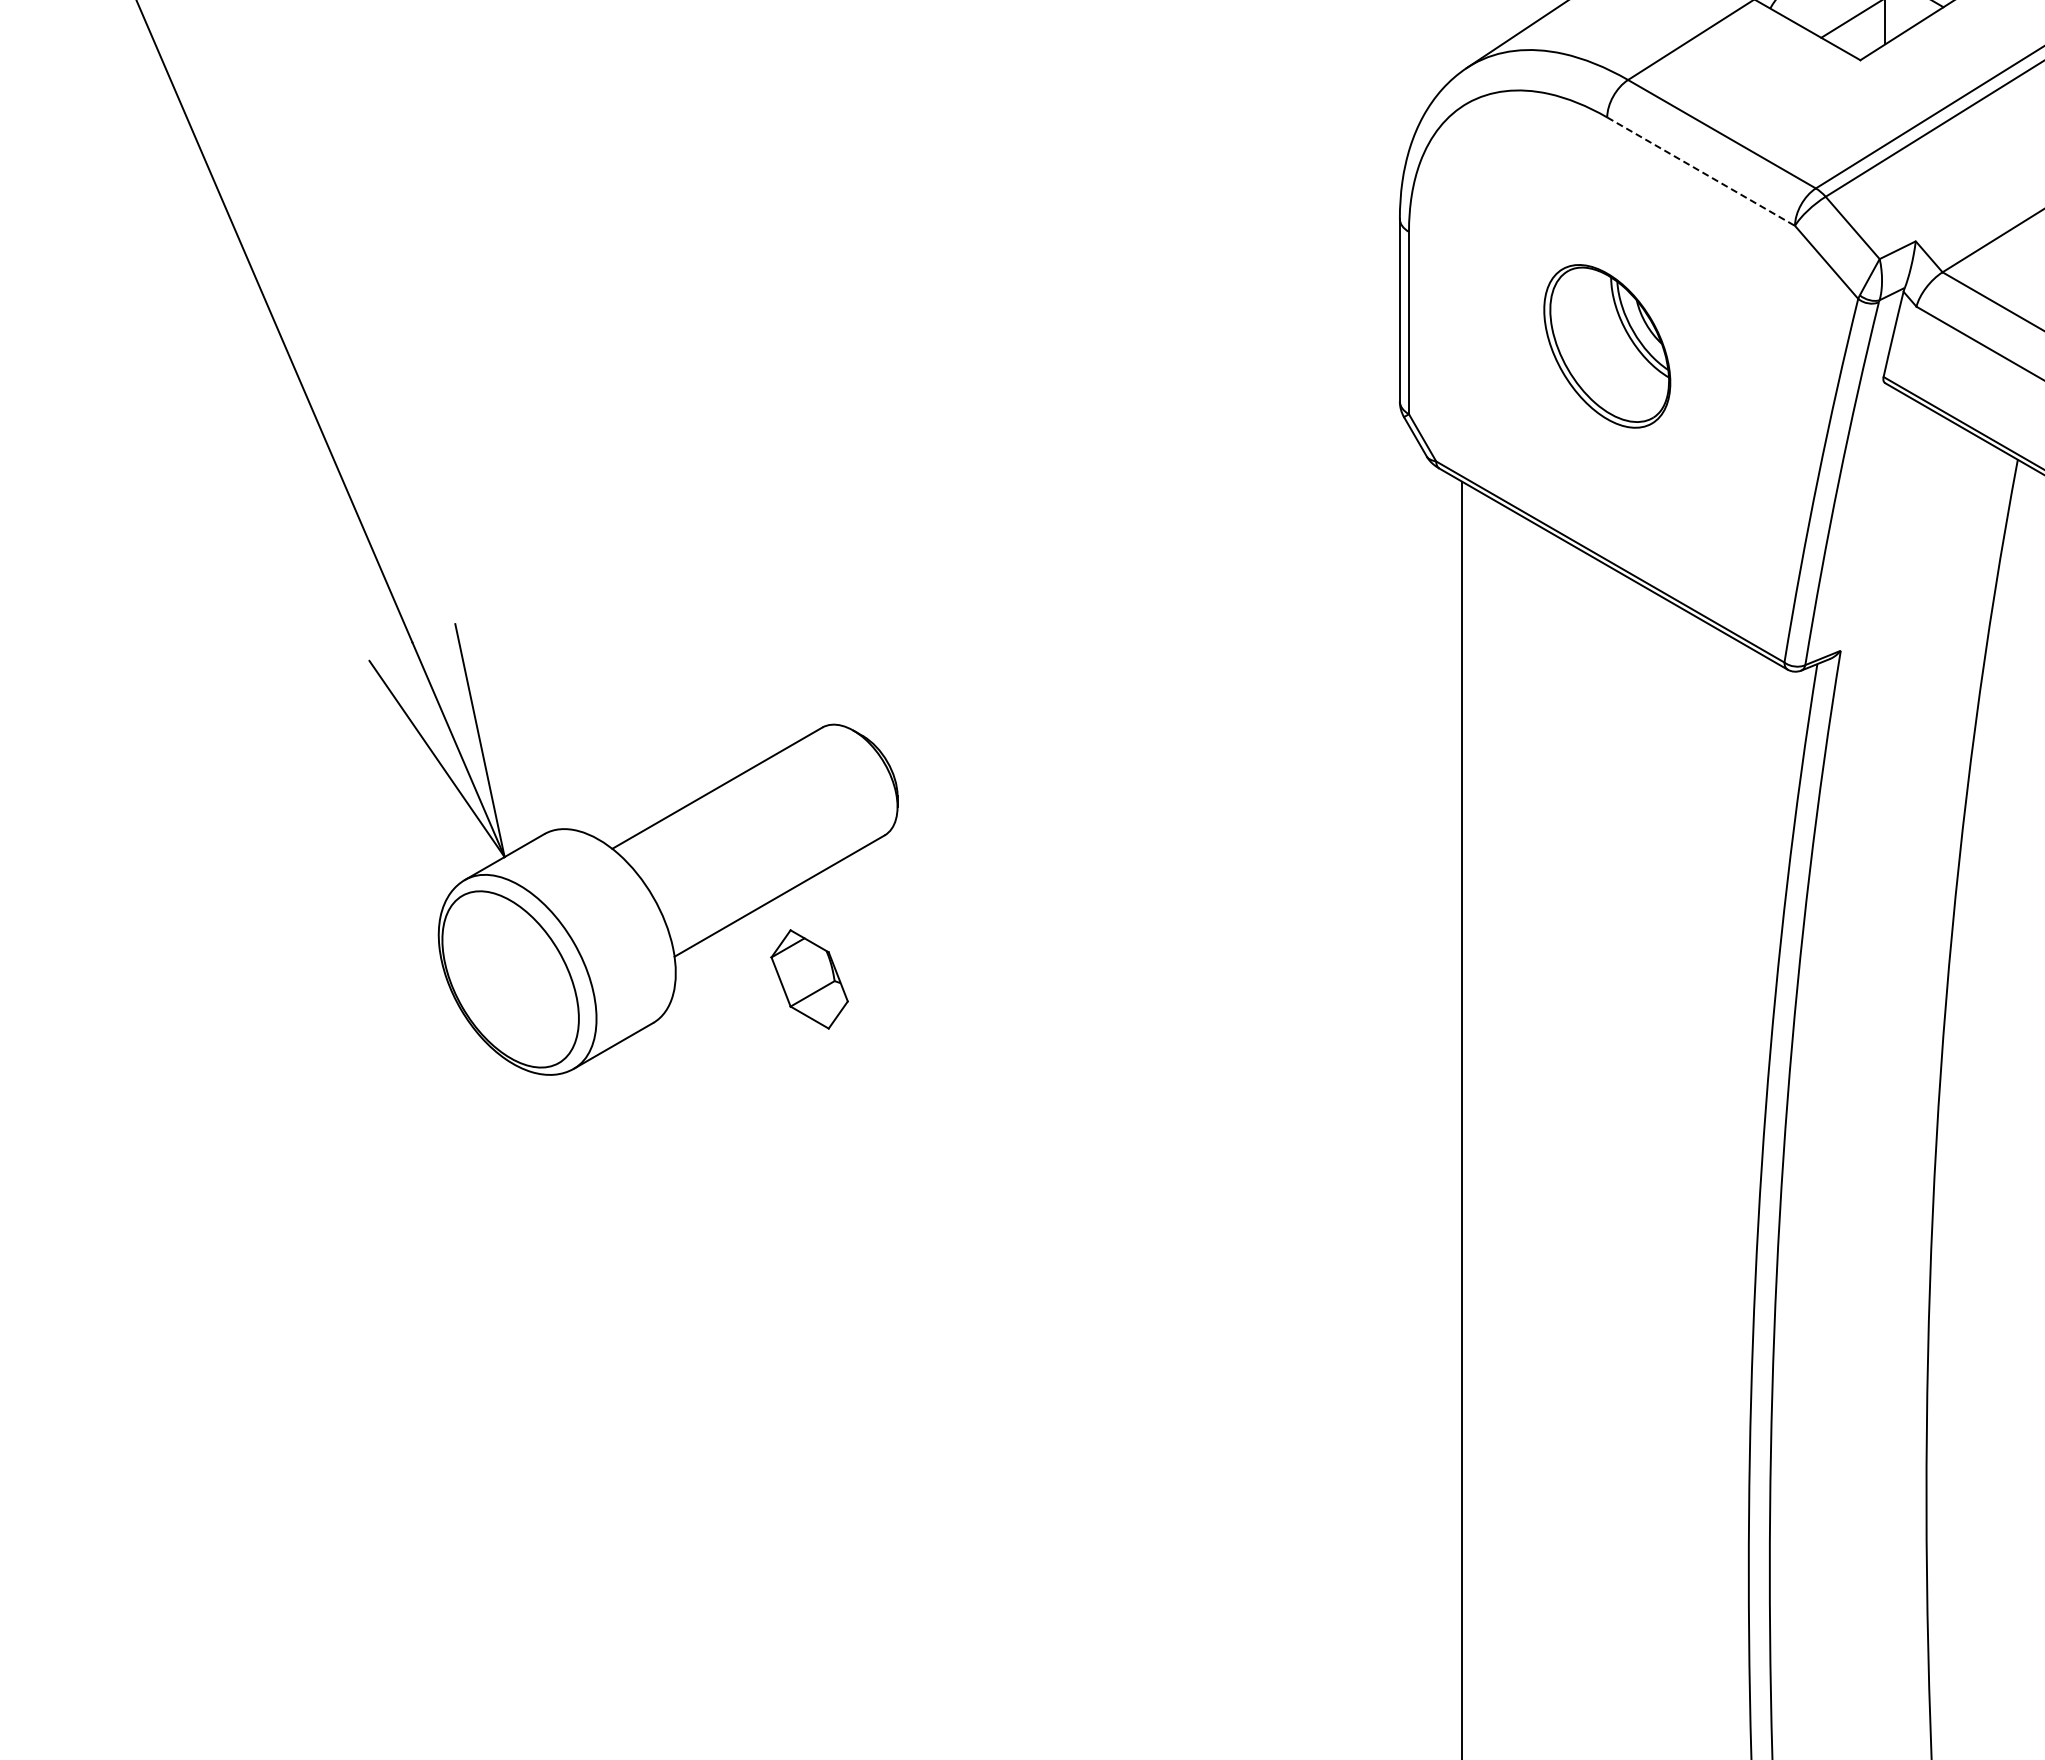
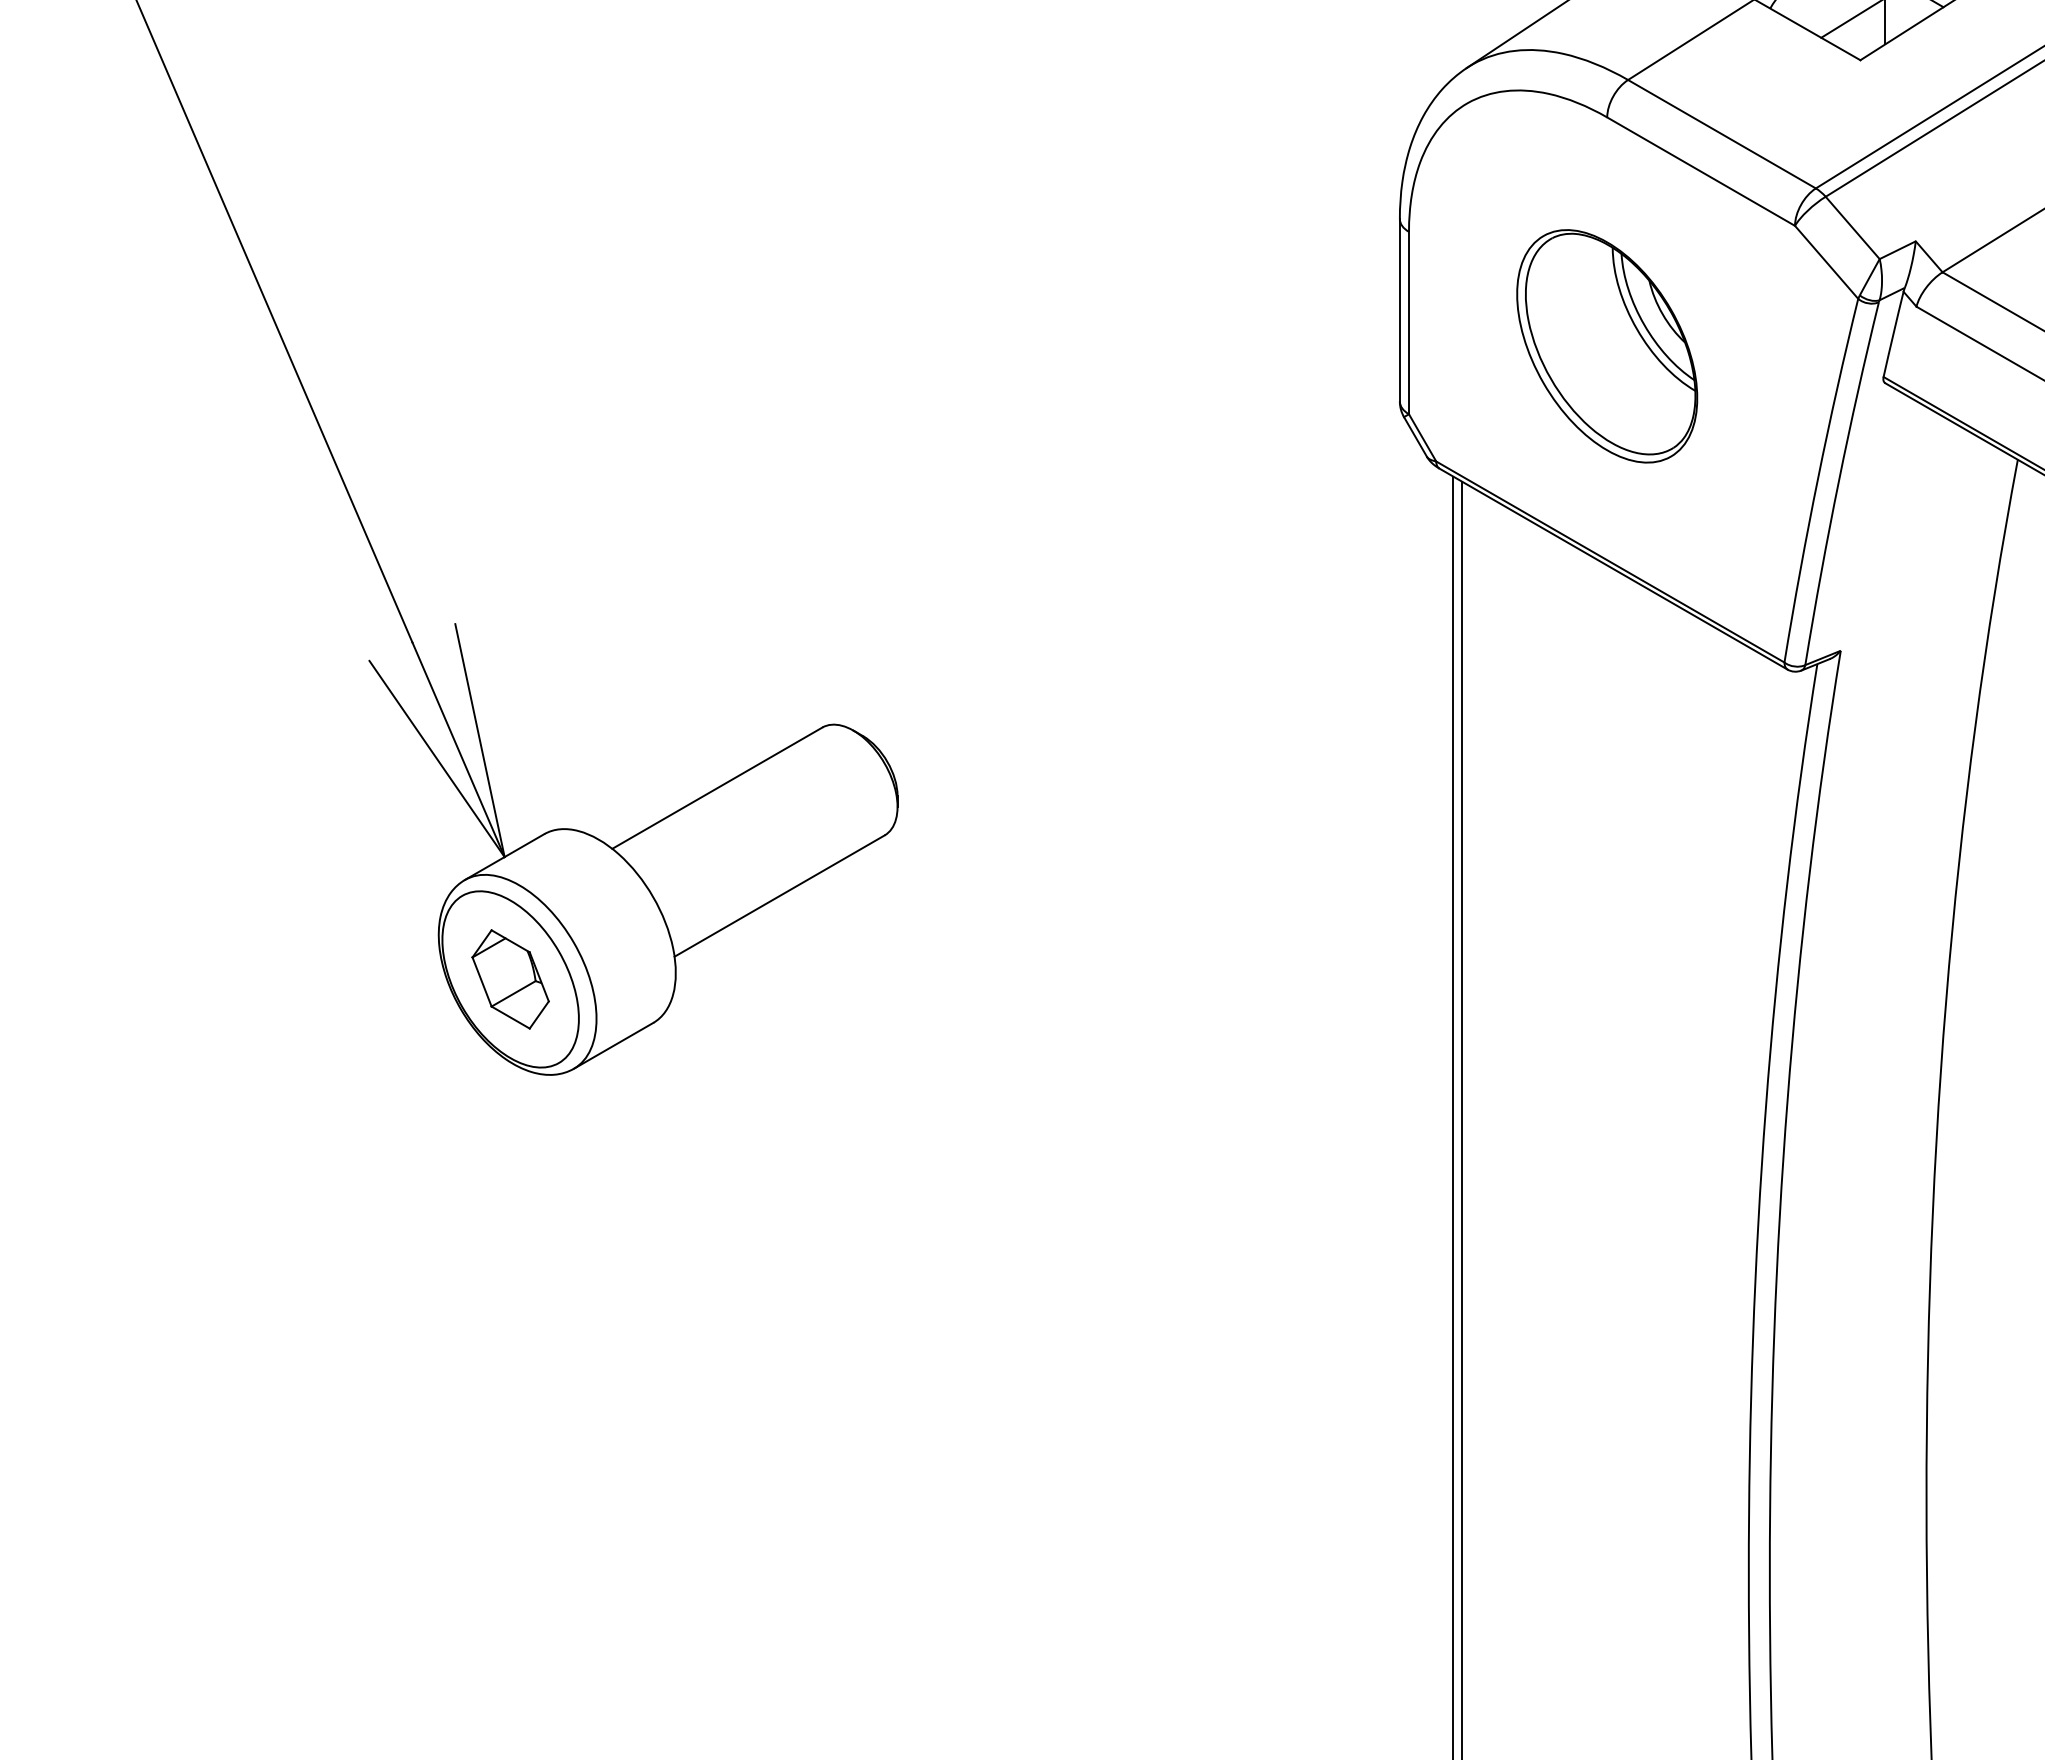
line: dashed -> solid (1701, 171)
part size: 129x165 px -> 183x235 px (1607, 346)
part position: (809, 979) -> (510, 979) (510, 979)
line: none -> present (1453, 1116)
